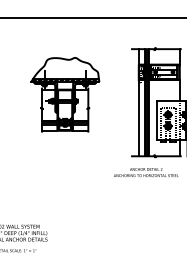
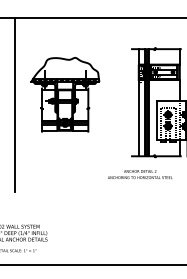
line: none -> present (14, 105)
text position: (146, 172) -> (140, 174) (140, 174)
line: none -> present (92, 264)
